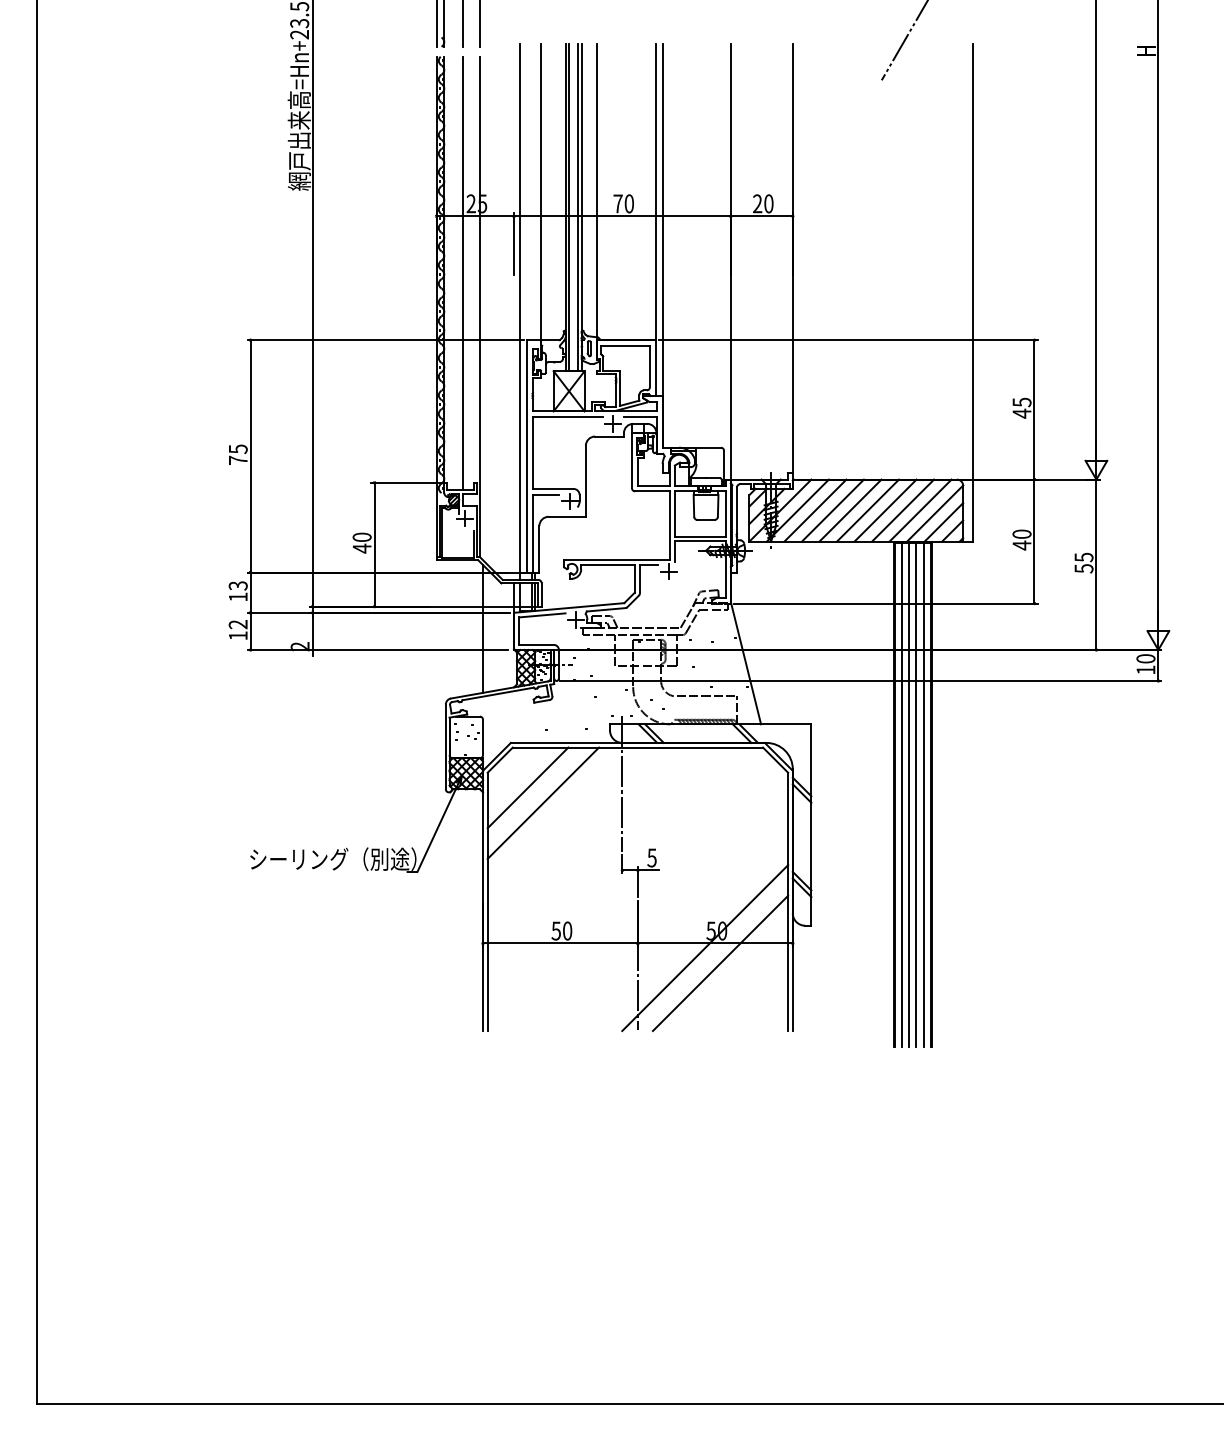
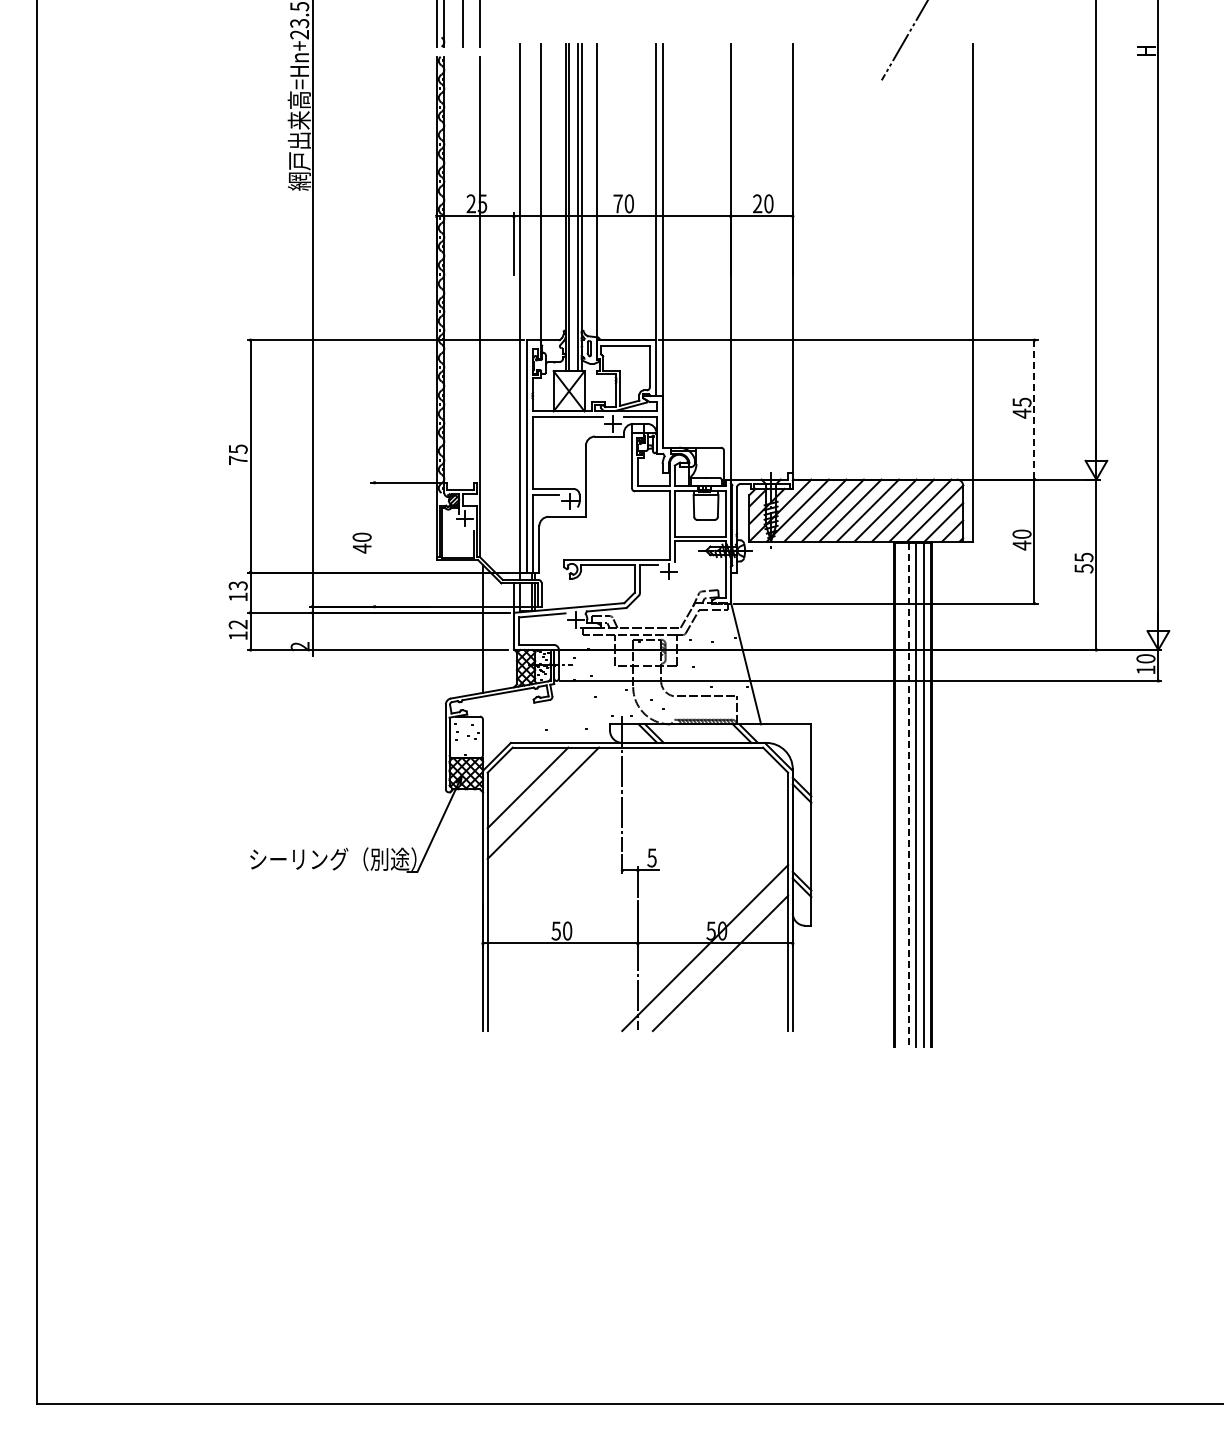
line: present -> none (462, 273)
line: solid -> dashed (1034, 409)
line: present -> none (374, 544)
line: present -> none (902, 794)
line: solid -> dashed (909, 794)
